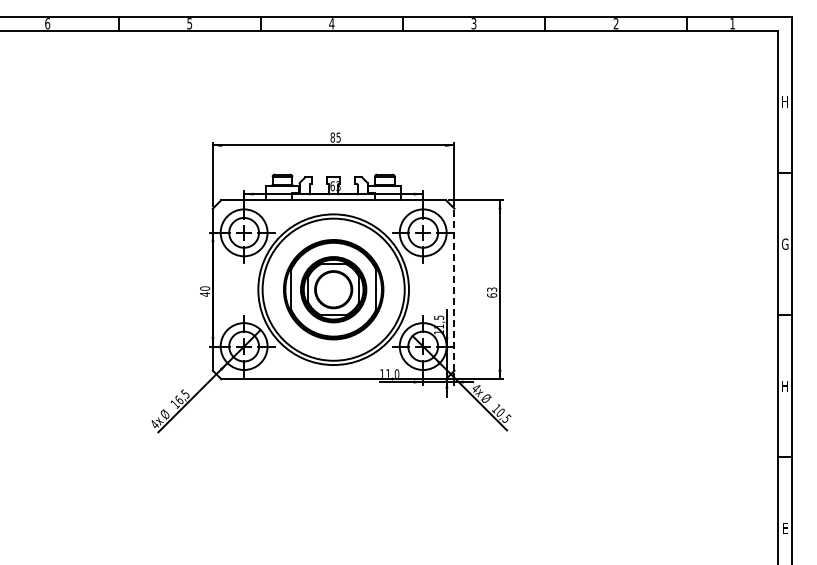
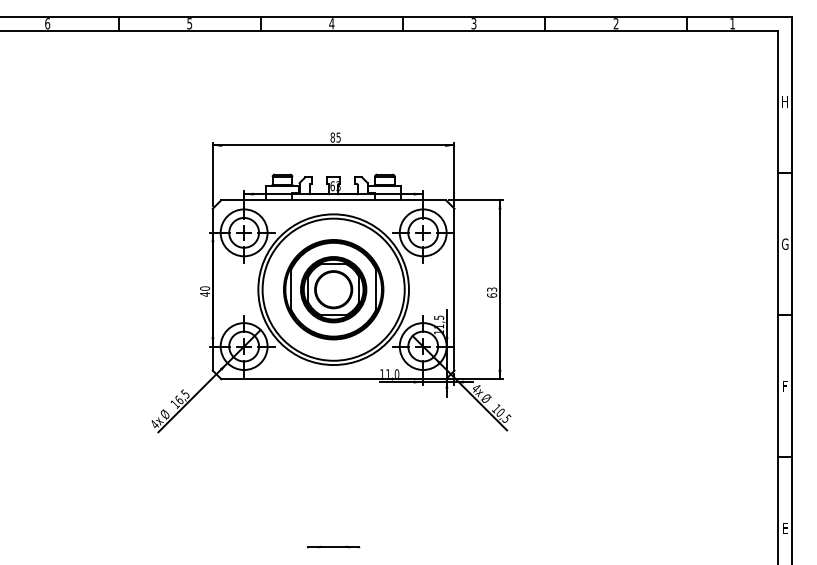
line: dashed -> solid (454, 289)
text: H -> F (784, 386)
part: none -> present (333, 546)
